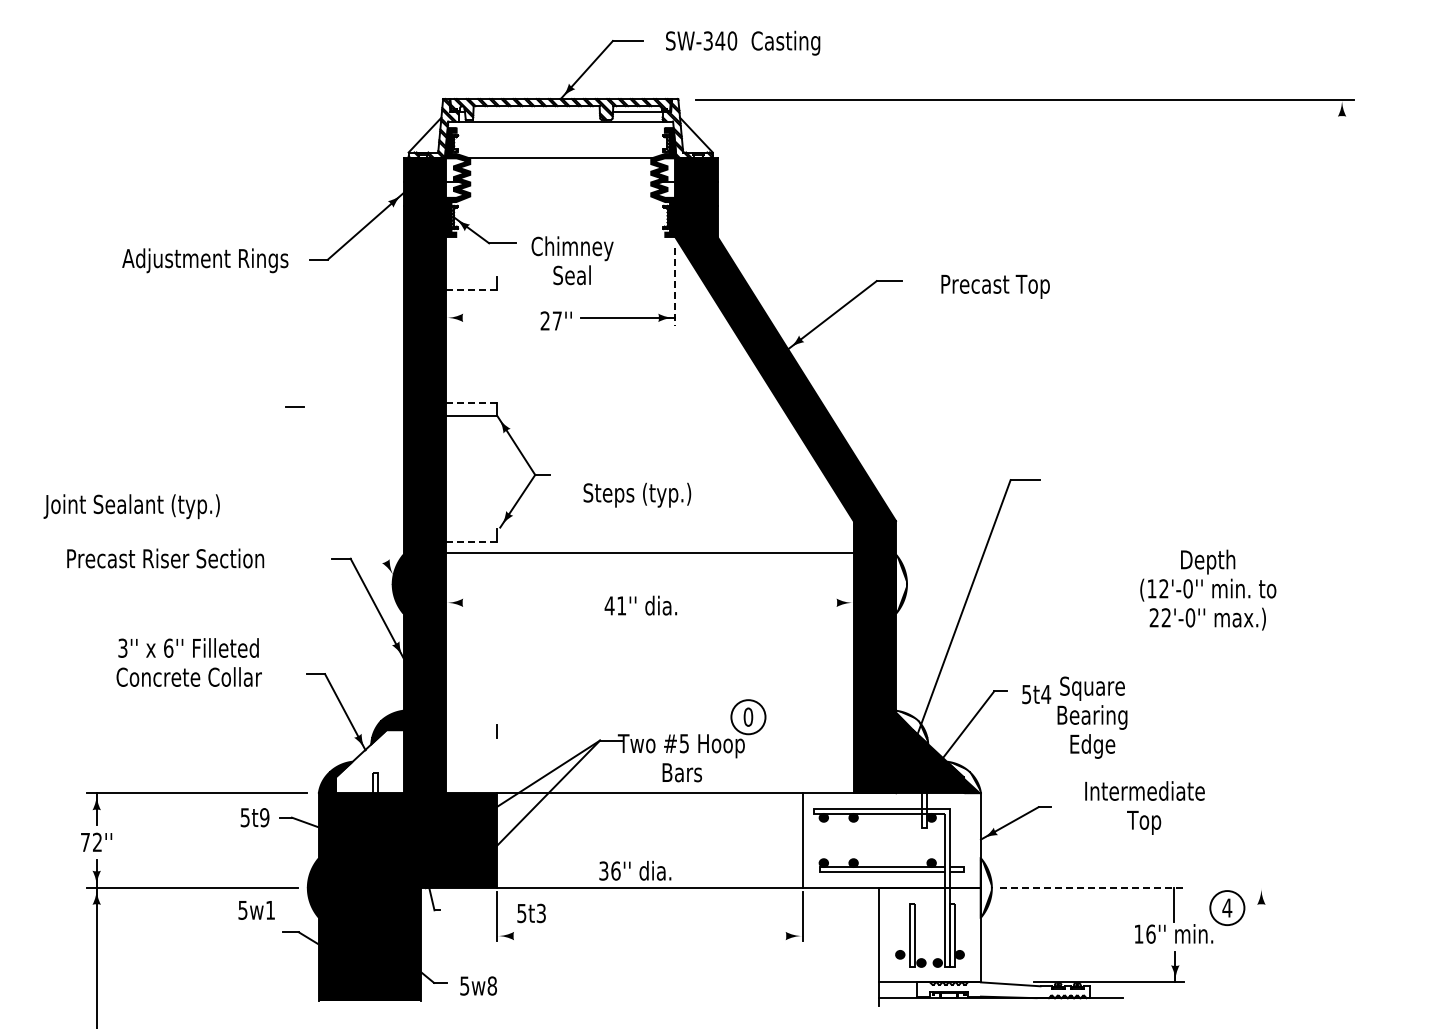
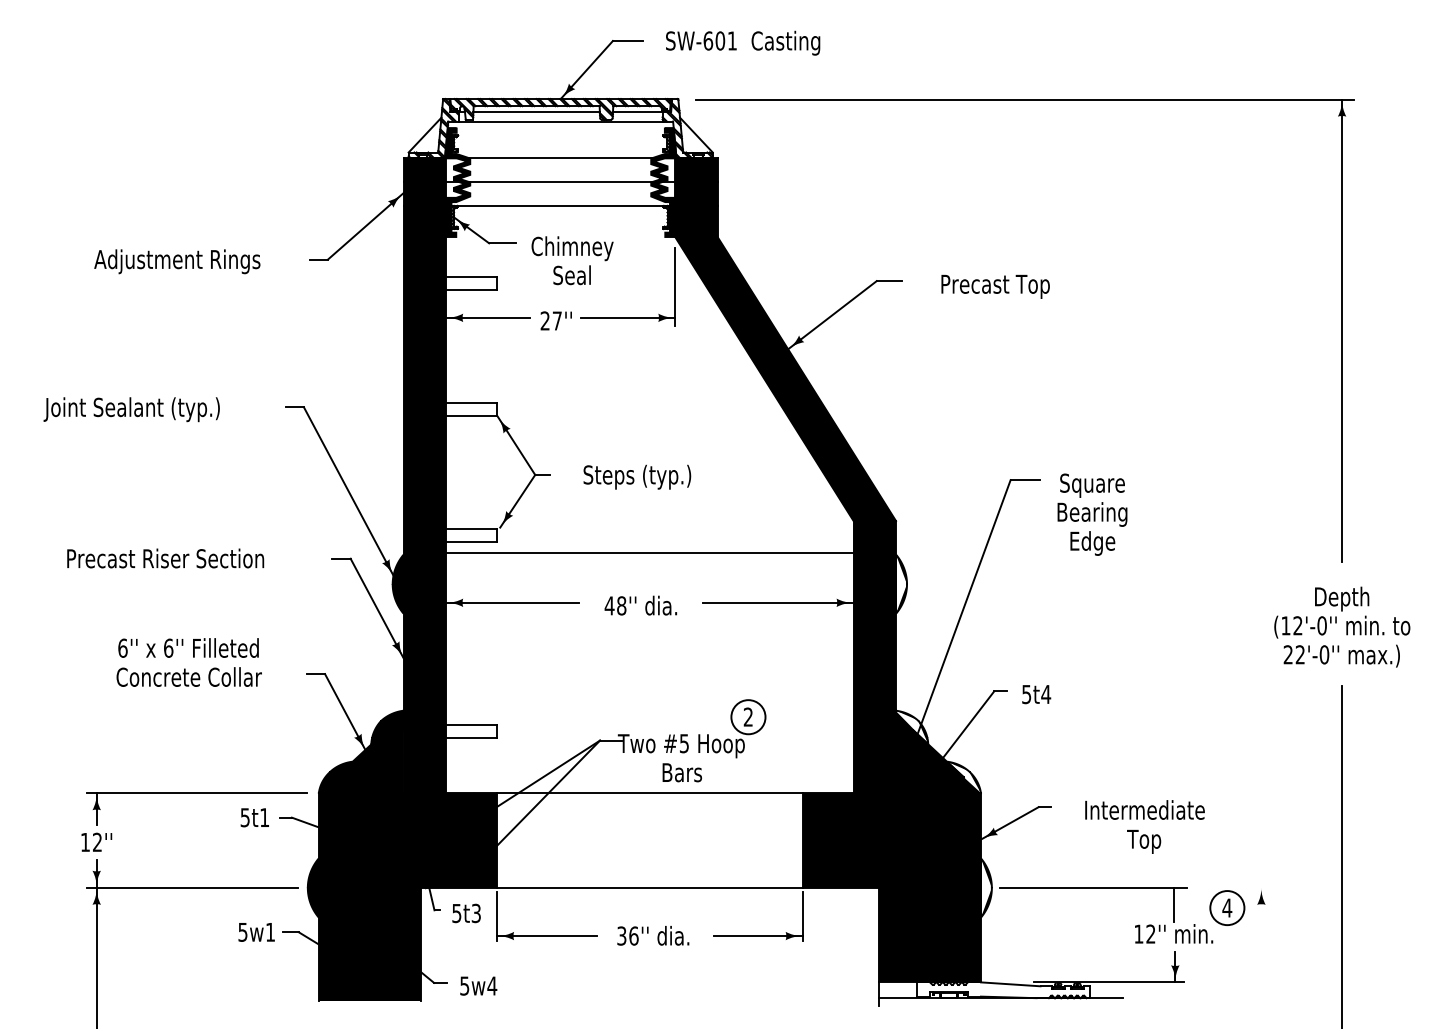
text: SW-340 -> SW-601 (720, 40)
line: none -> present (536, 111)
line: none -> present (560, 182)
line: none -> present (560, 205)
text position: (205, 260) -> (177, 261) (177, 261)
line: none -> present (471, 276)
line: dashed -> solid (675, 287)
line: dashed -> solid (471, 290)
line: none -> present (488, 317)
line: none -> present (1342, 330)
line: dashed -> solid (471, 402)
line: none -> present (348, 491)
text position: (637, 494) -> (637, 476) (637, 476)
text position: (131, 506) -> (131, 409) (131, 409)
line: none -> present (471, 528)
line: dashed -> solid (471, 542)
text position: (1208, 589) -> (1342, 626) (1342, 626)
line: none -> present (512, 602)
line: none -> present (777, 602)
text: 41'' -> 48'' (621, 605)
text: 3'' -> 6'' (122, 647)
text: 0 -> 2 (748, 716)
text position: (1092, 717) -> (1092, 514) (1092, 514)
line: none -> present (471, 724)
line: none -> present (471, 737)
fill: none -> present (369, 761)
text position: (1144, 807) -> (1144, 826) (1144, 826)
text: 5t9 -> 5t1 (264, 817)
text: 72'' -> 12'' (85, 842)
line: none -> present (1342, 855)
text position: (635, 870) -> (653, 935) (653, 935)
fill: none -> present (891, 887)
line: dashed -> solid (1093, 887)
text position: (256, 910) -> (256, 932) (256, 932)
text position: (531, 913) -> (466, 913) (466, 913)
text: 16'' -> 12'' (1150, 933)
line: none -> present (546, 936)
line: none -> present (758, 936)
text: 5w8 -> 5w4 (492, 985)
